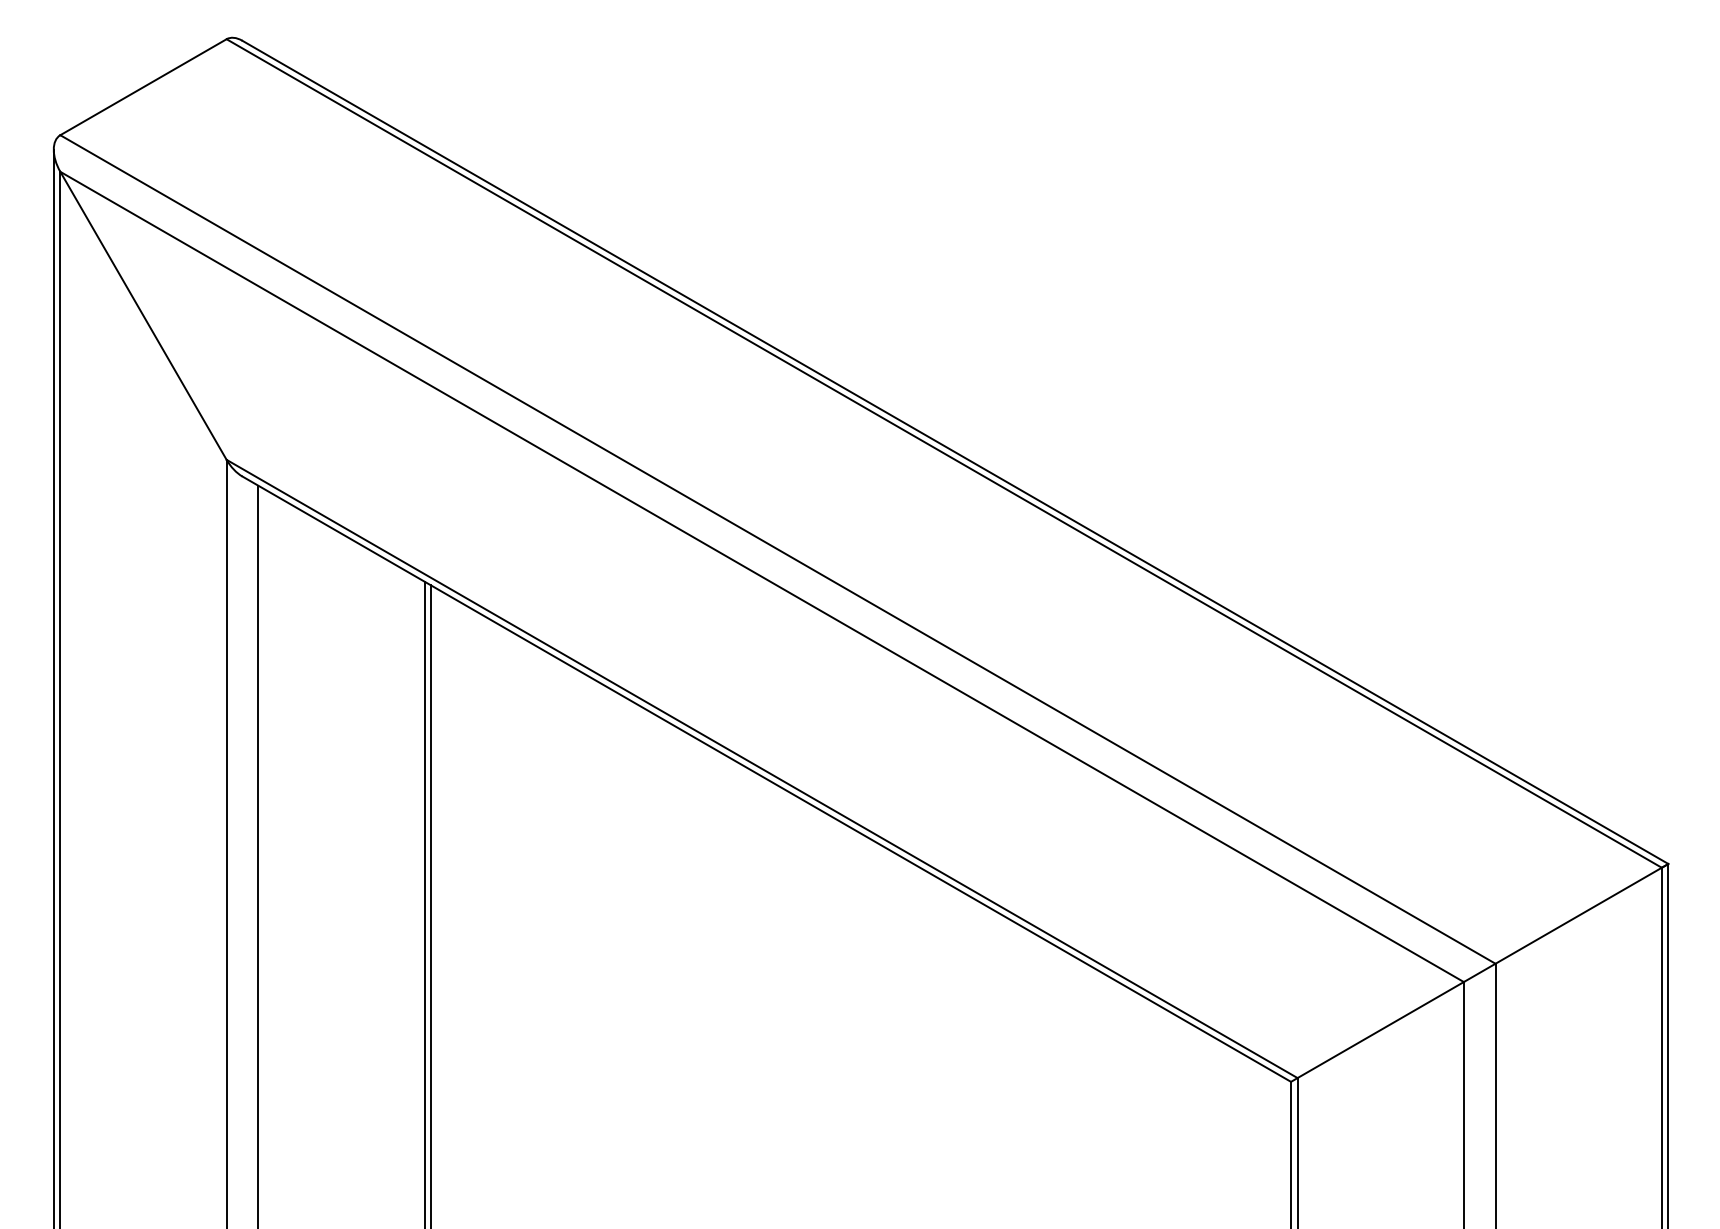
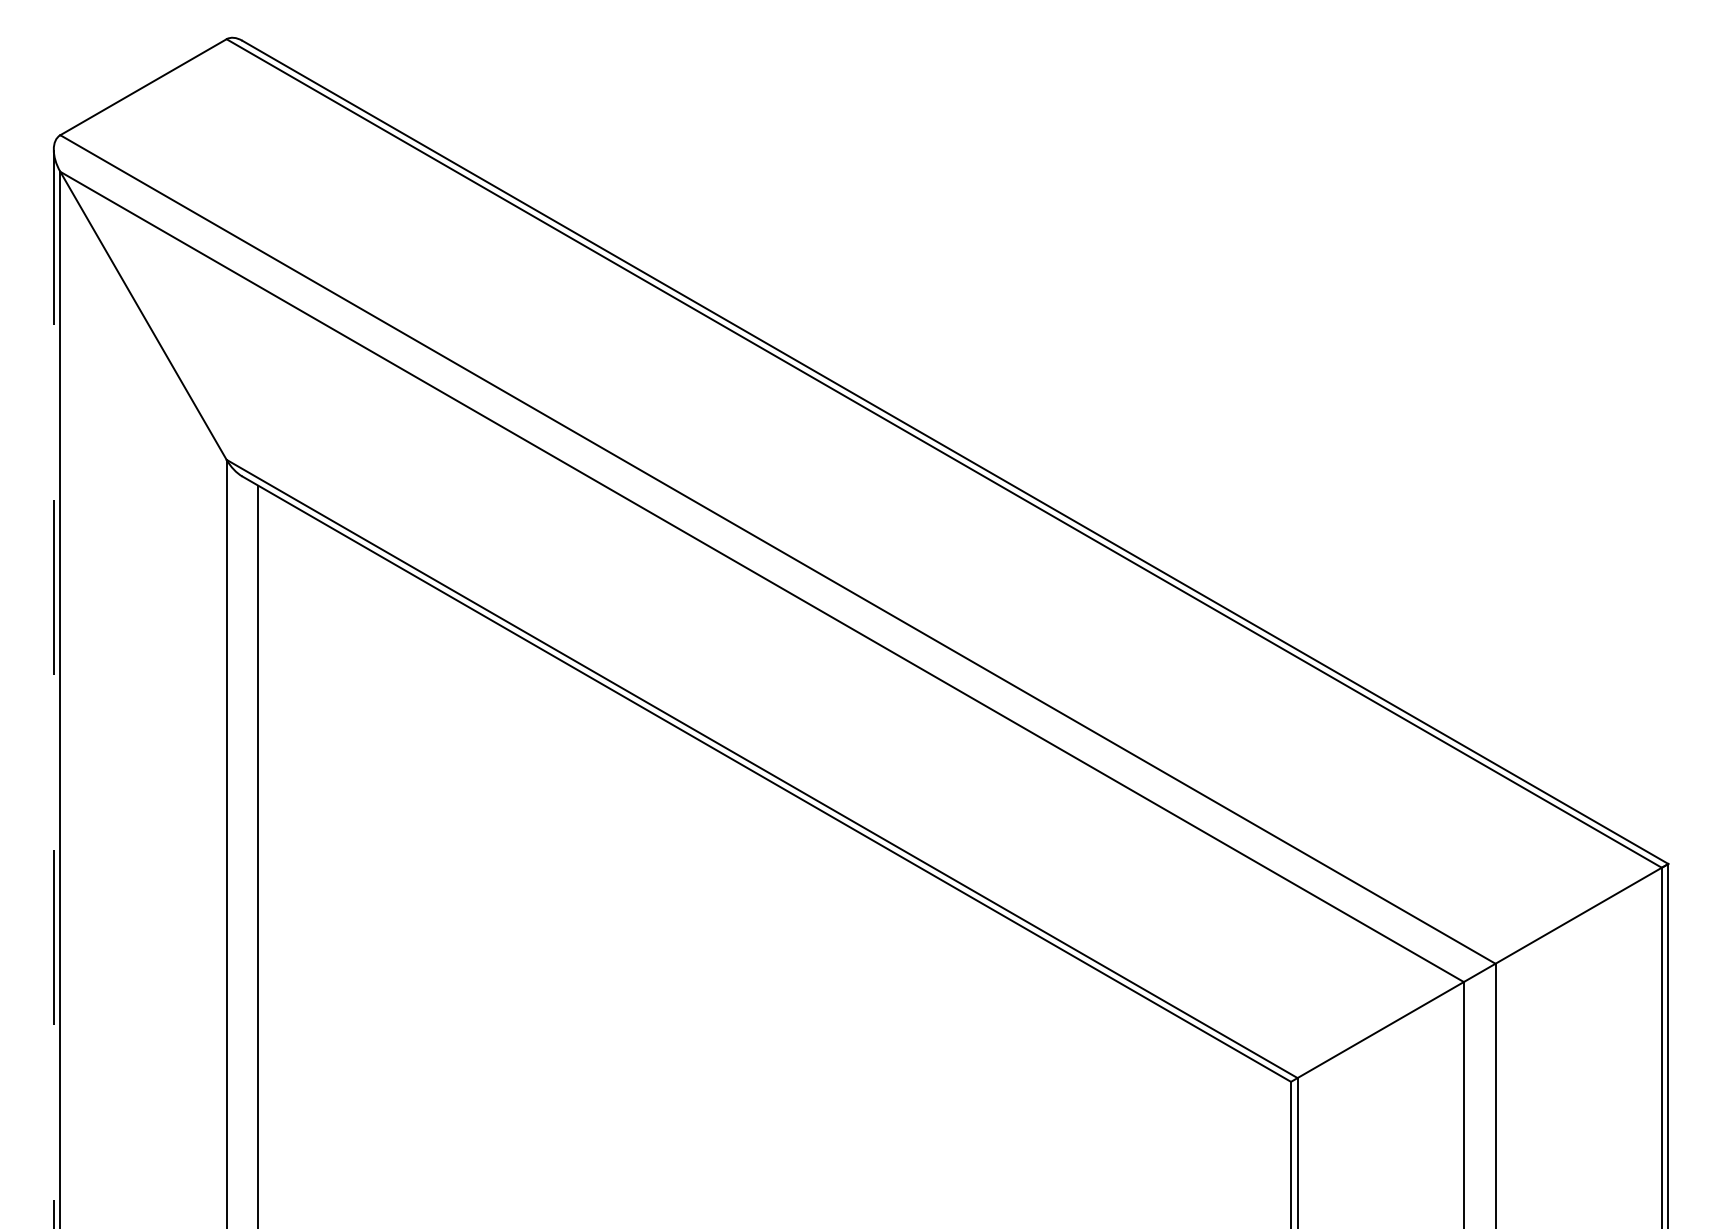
line: solid -> dashed (53, 689)
line: present -> none (424, 903)
line: present -> none (431, 905)
